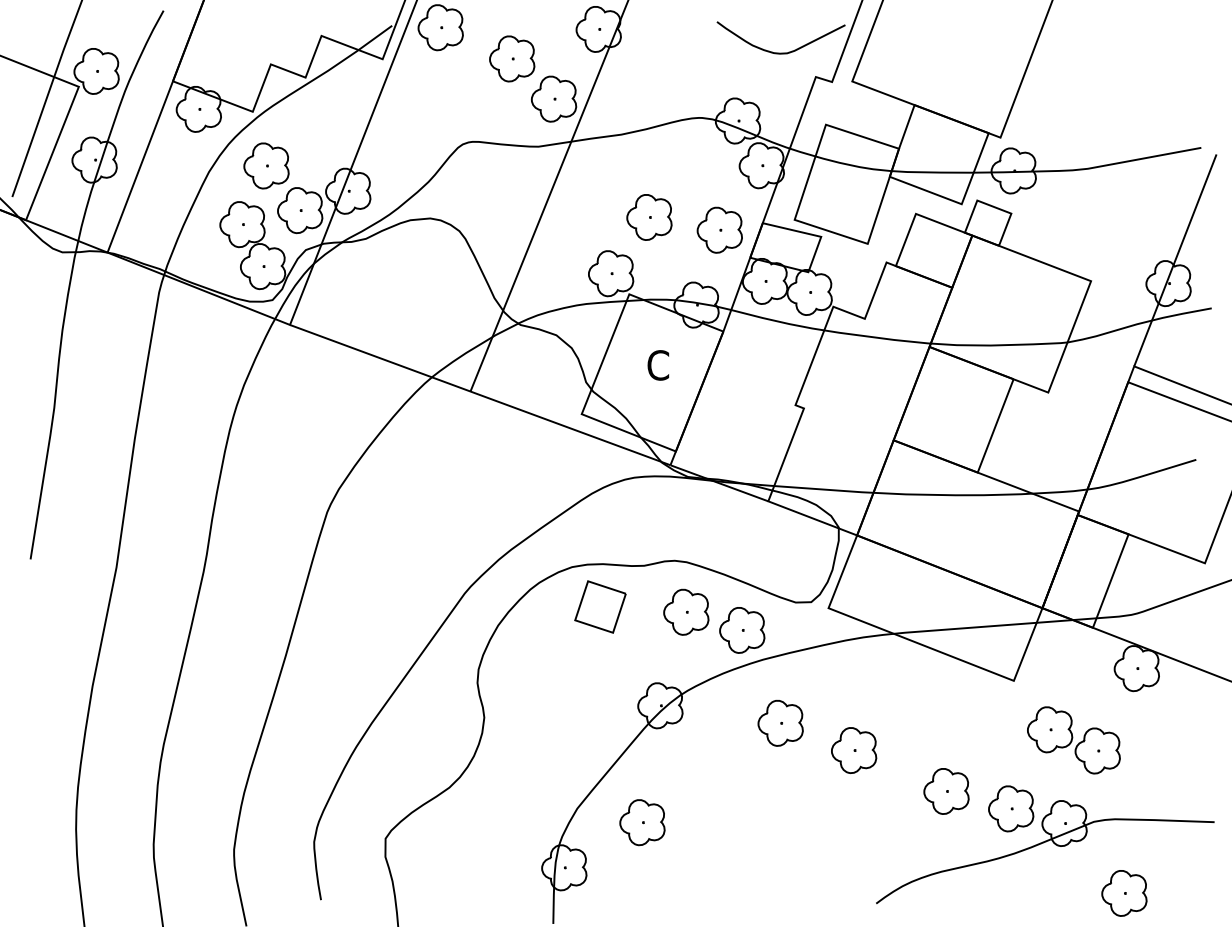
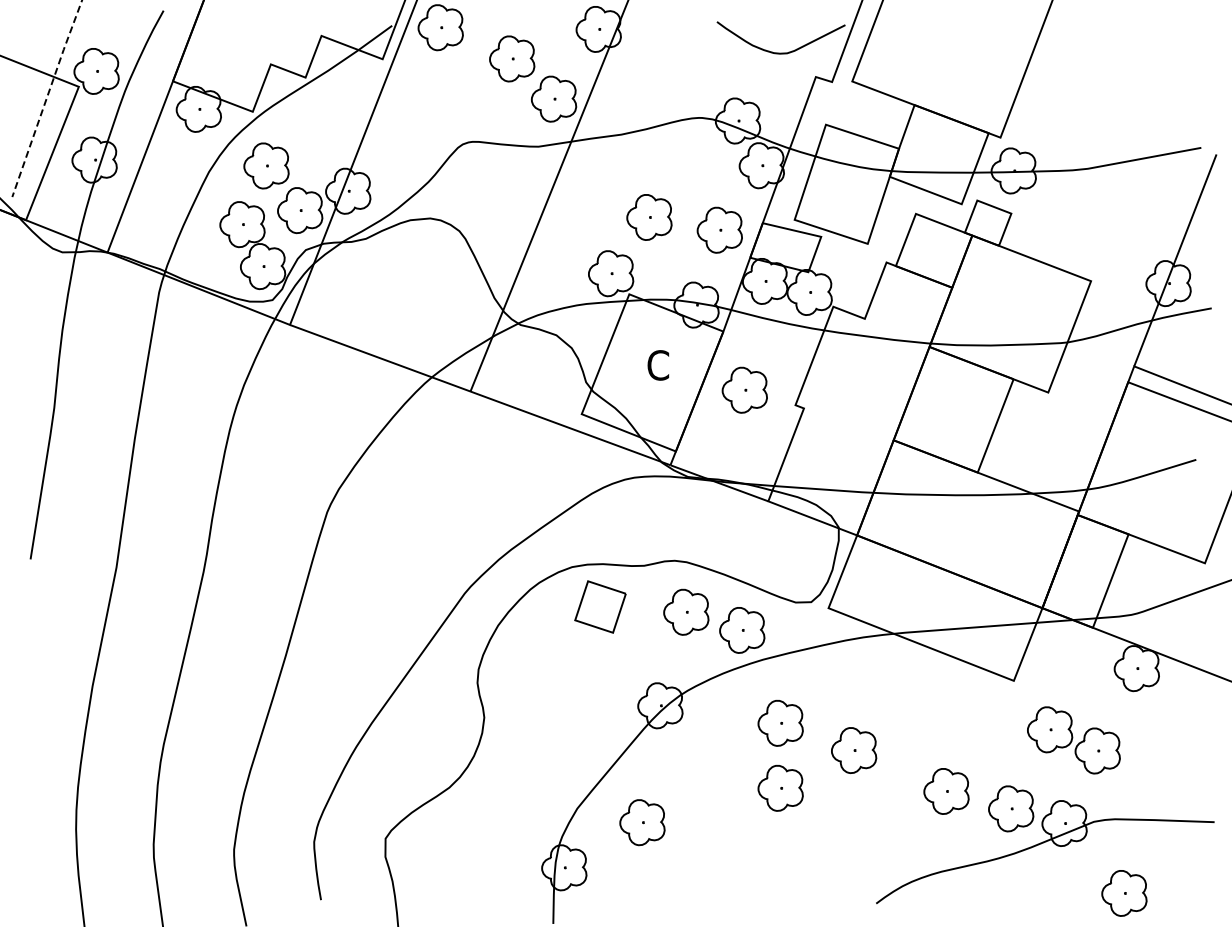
line: solid -> dashed (46, 97)
part: none -> present (744, 389)
part: none -> present (780, 787)
